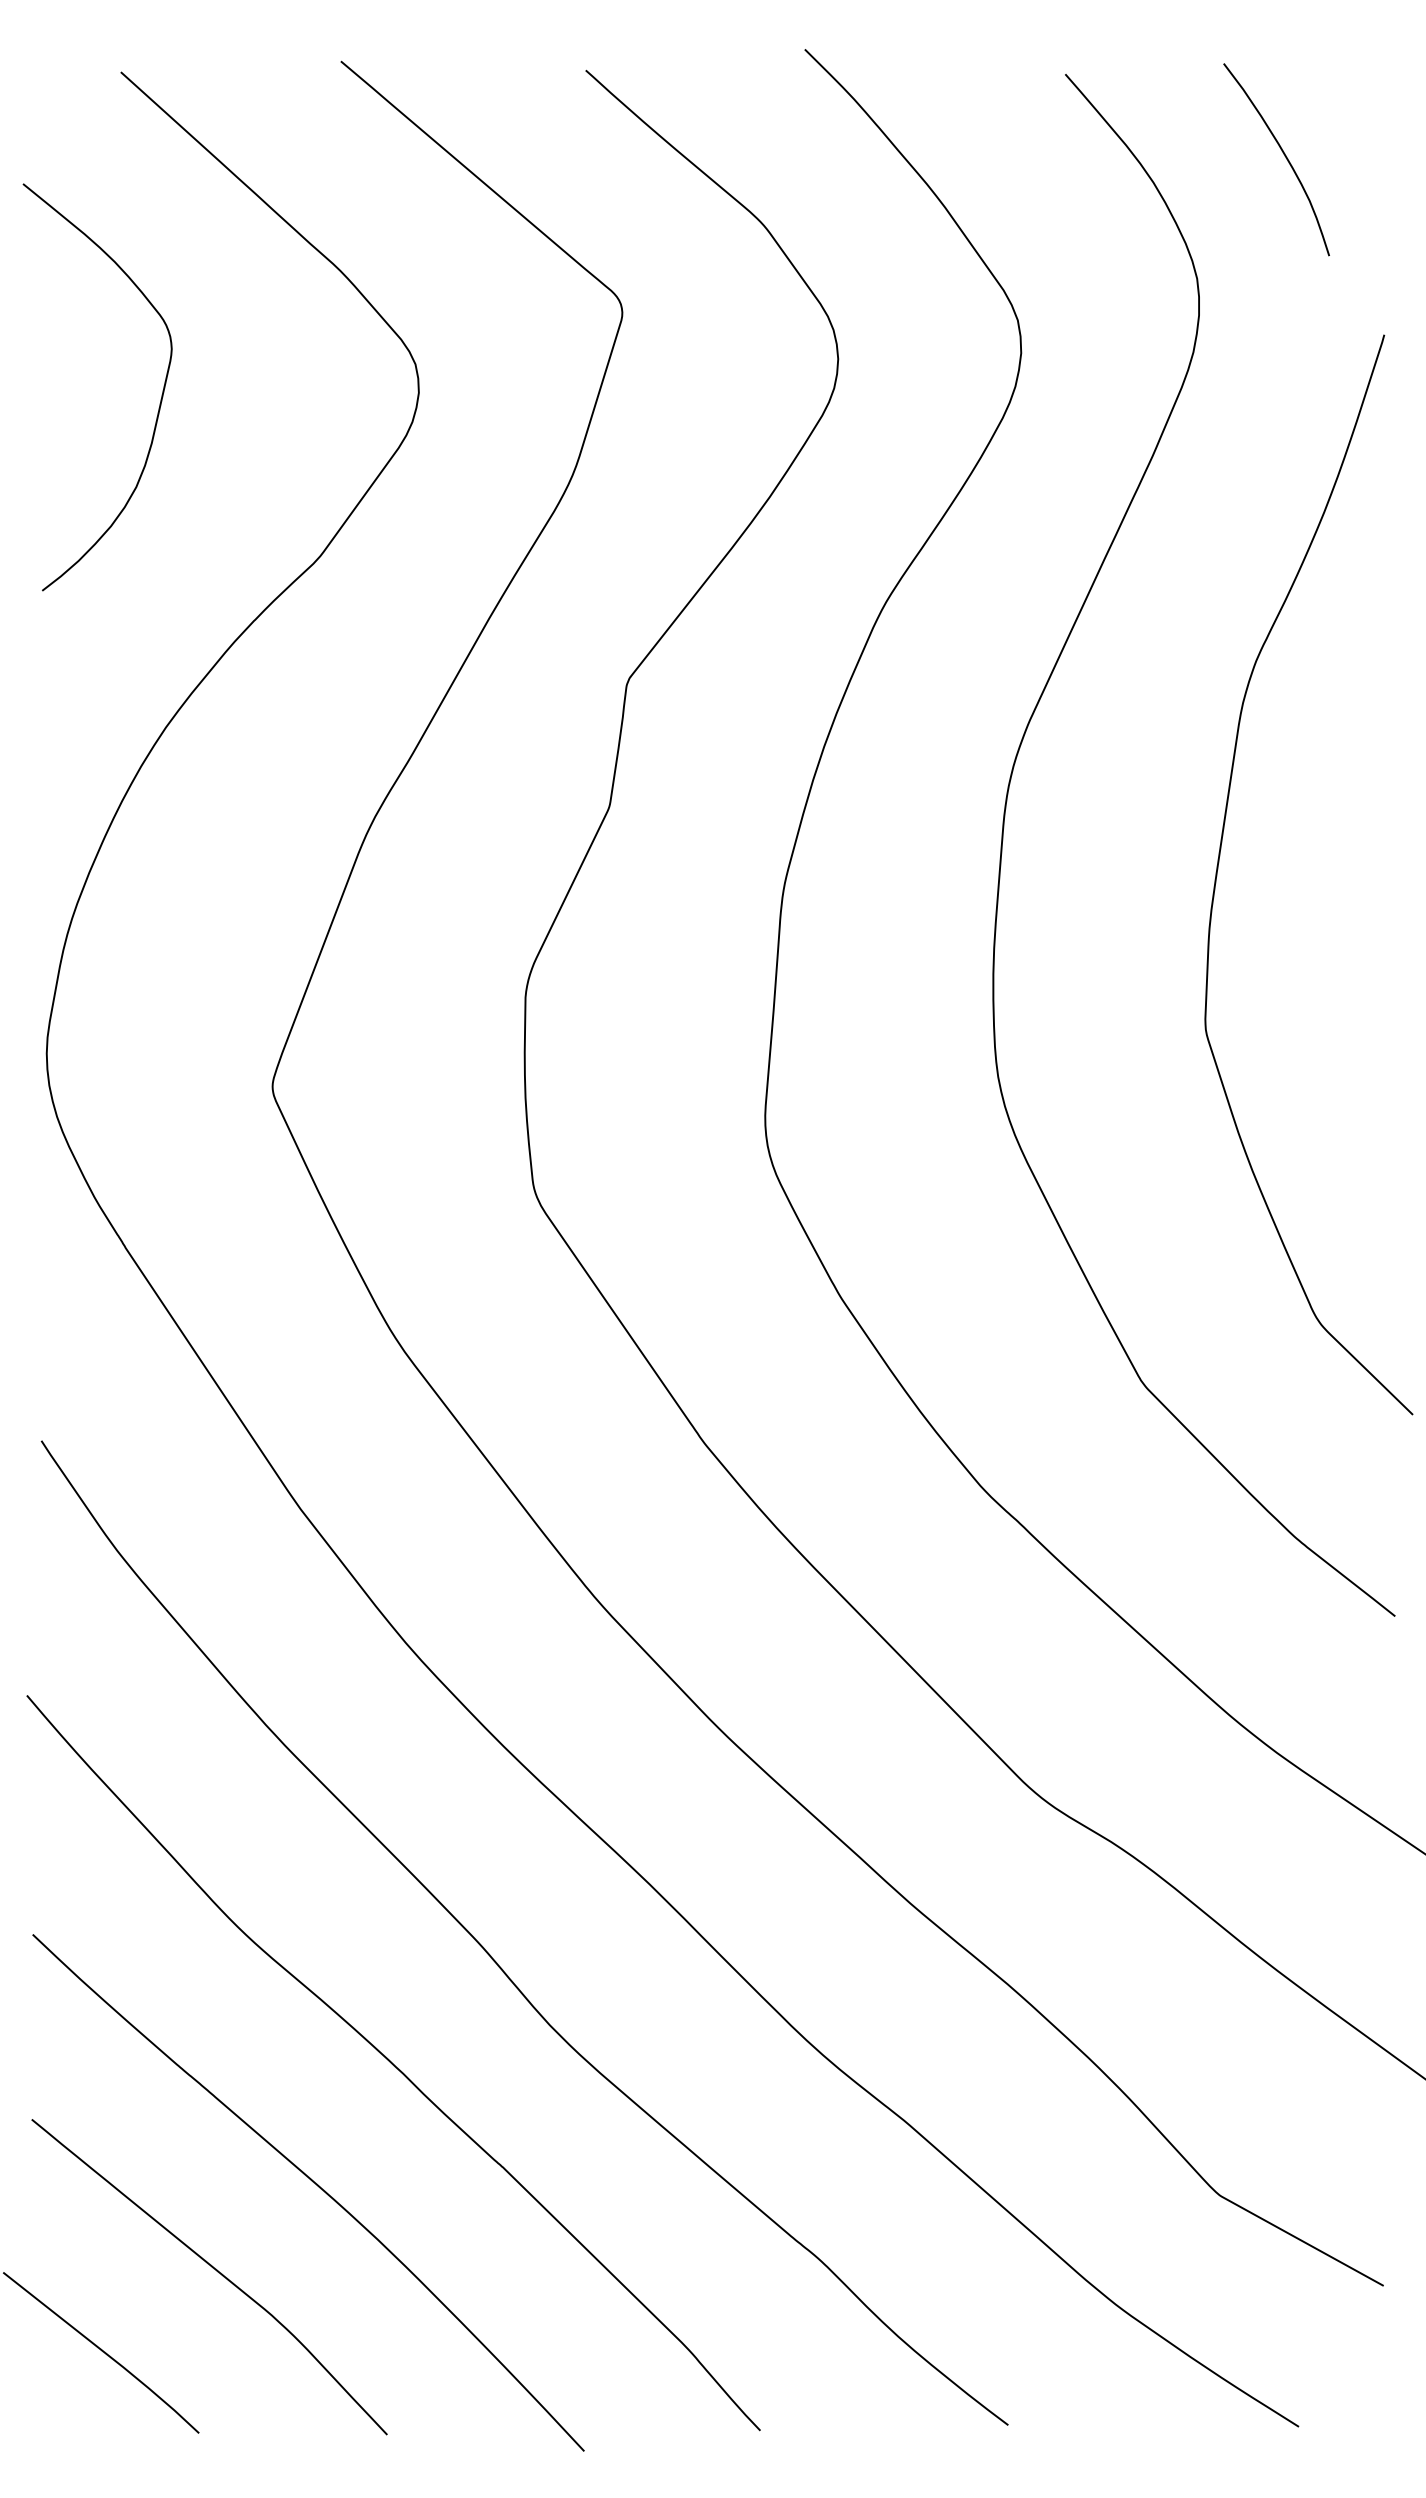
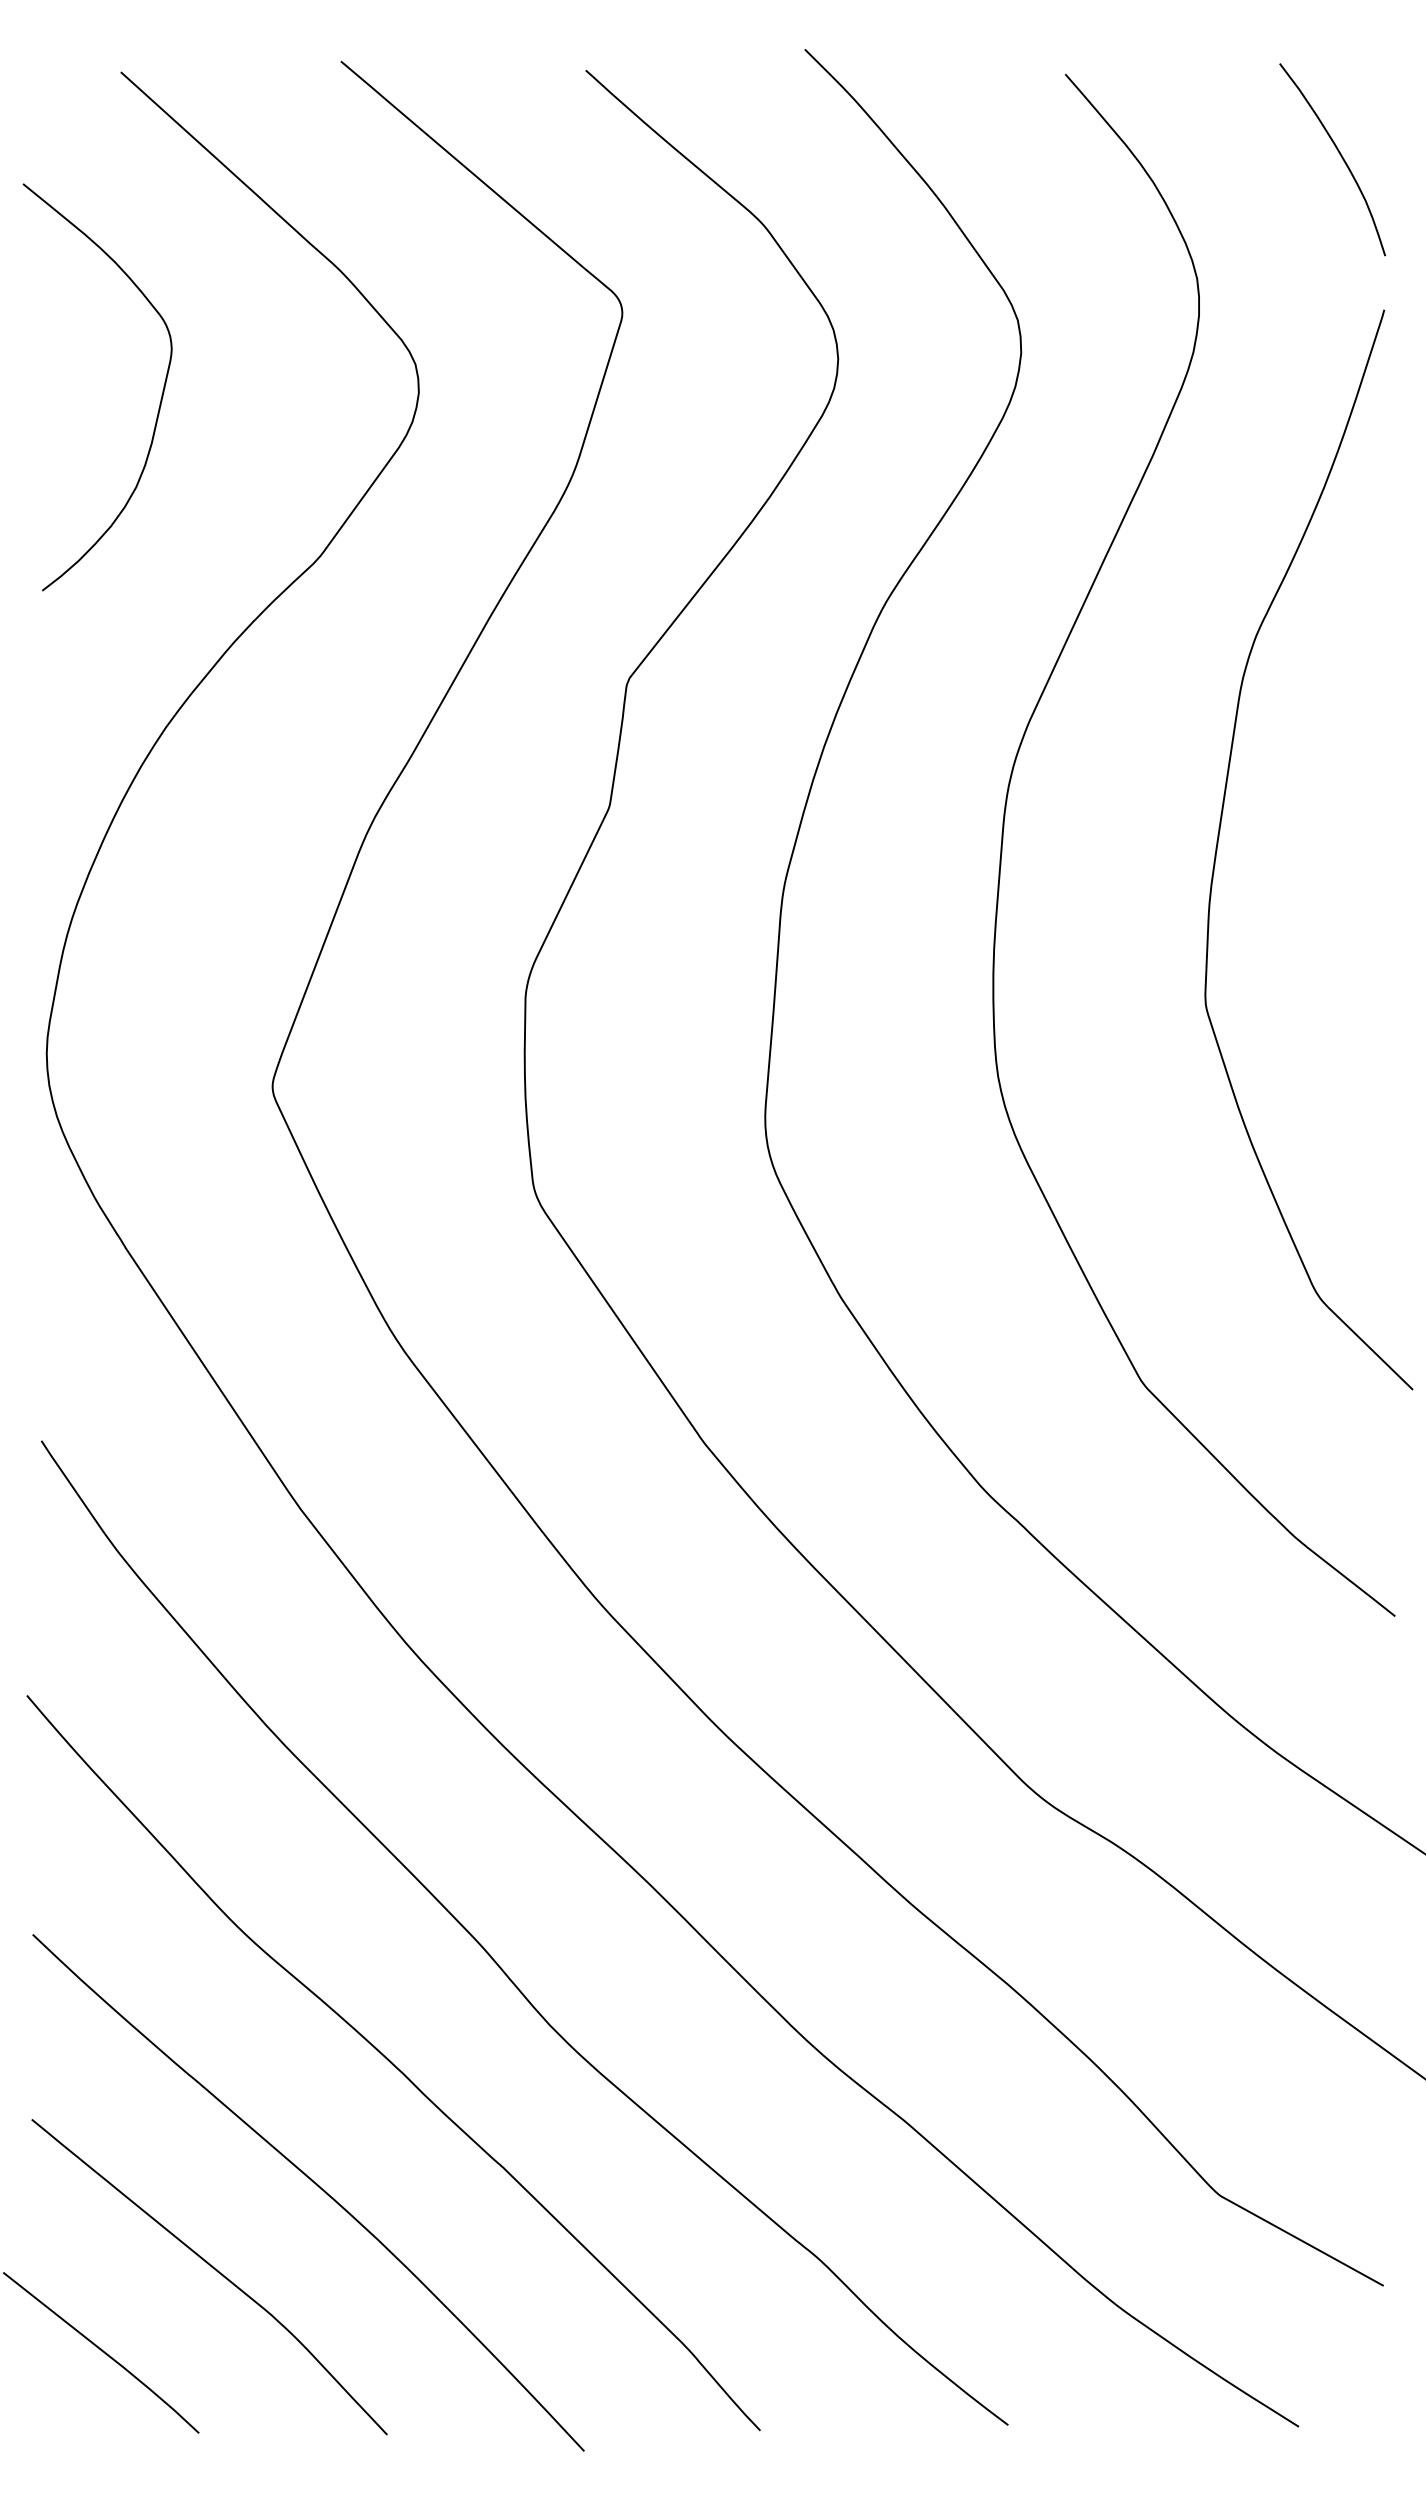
curve position: (1284, 156) -> (1340, 156) (1340, 156)
curve position: (1219, 862) -> (1219, 837) (1219, 837)
